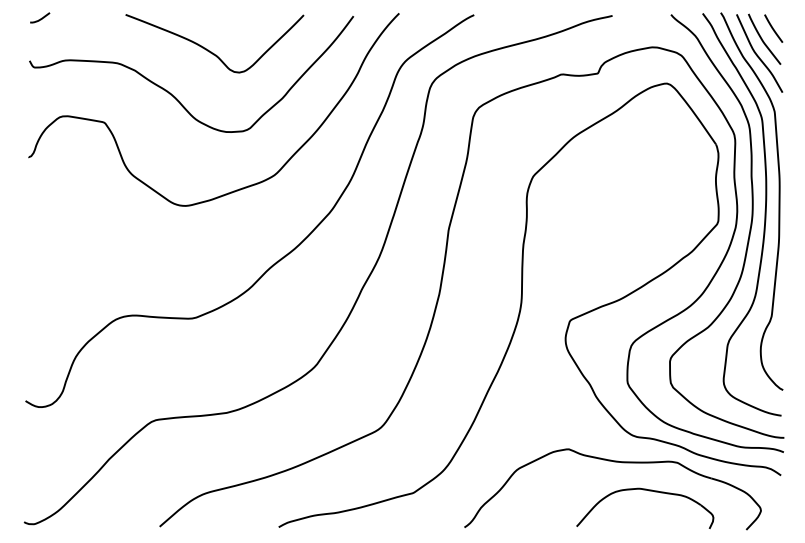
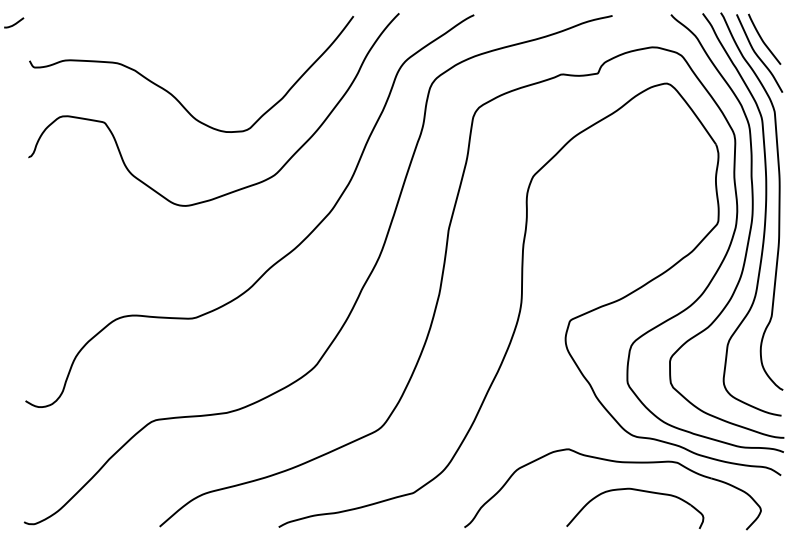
curve position: (41, 17) -> (15, 22) (15, 22)
line: present -> none (773, 28)
curve: present -> none (208, 49)
part position: (649, 491) -> (639, 491) (639, 491)
